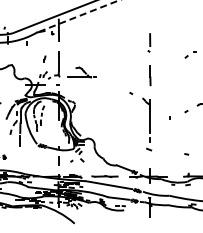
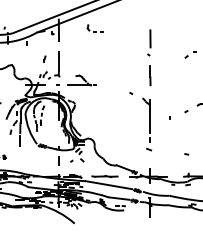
line: dashed -> solid (79, 15)
part: none -> present (94, 28)
part size: 5x20 px -> 5x28 px (149, 42)
part position: (81, 72) -> (81, 80) (81, 80)
